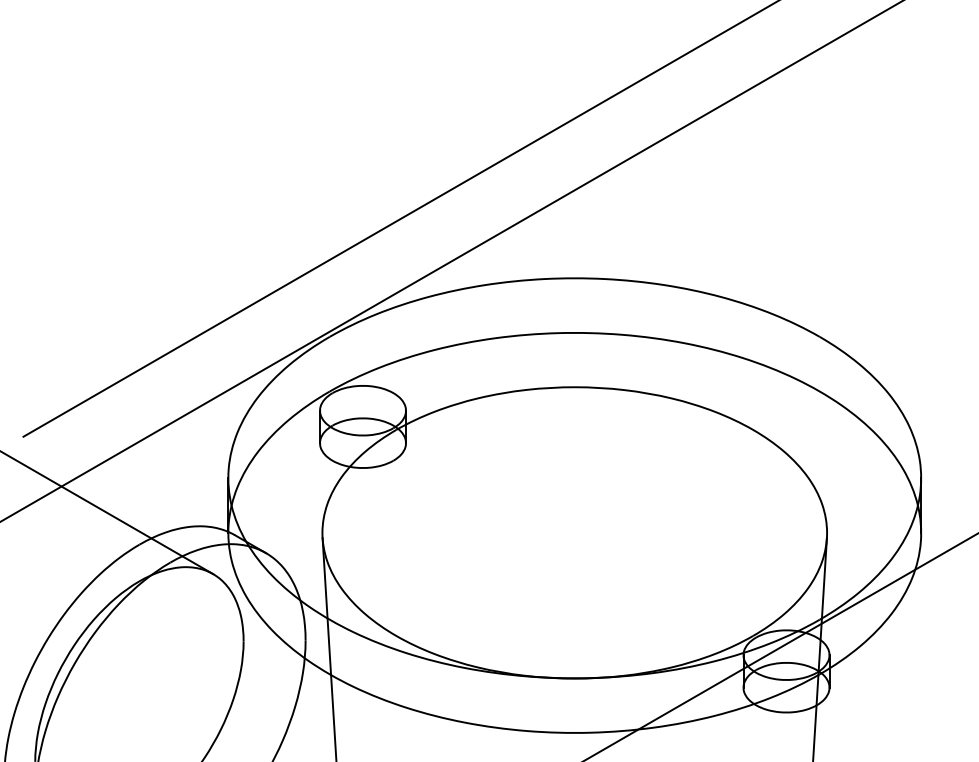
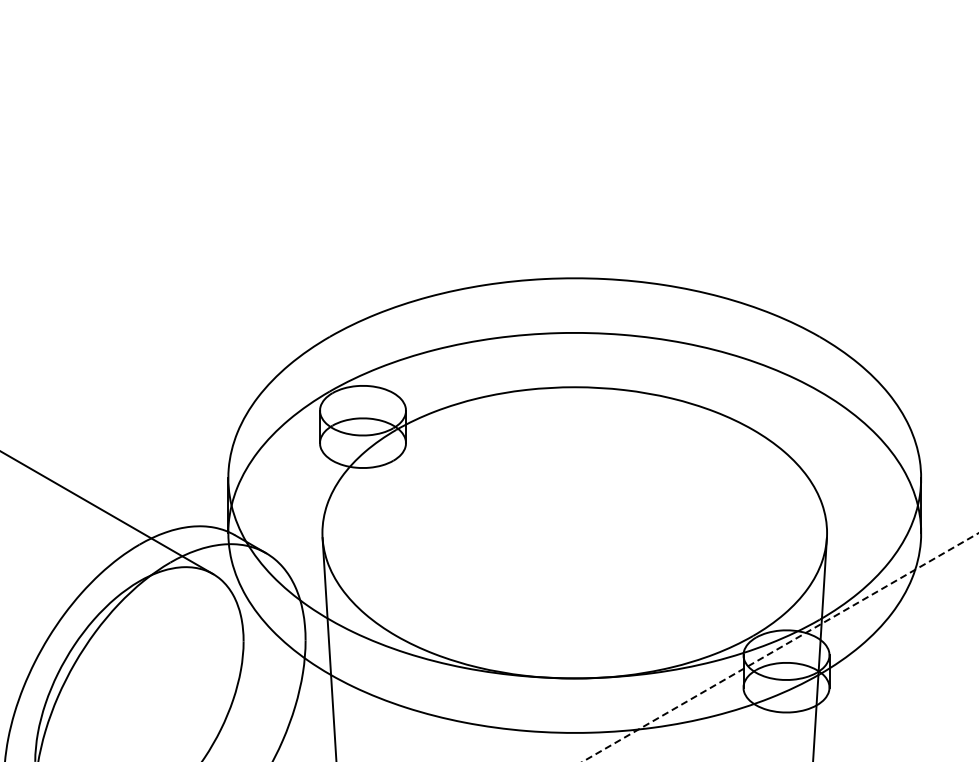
line: present -> none (399, 219)
line: present -> none (451, 261)
line: solid -> dashed (780, 647)
